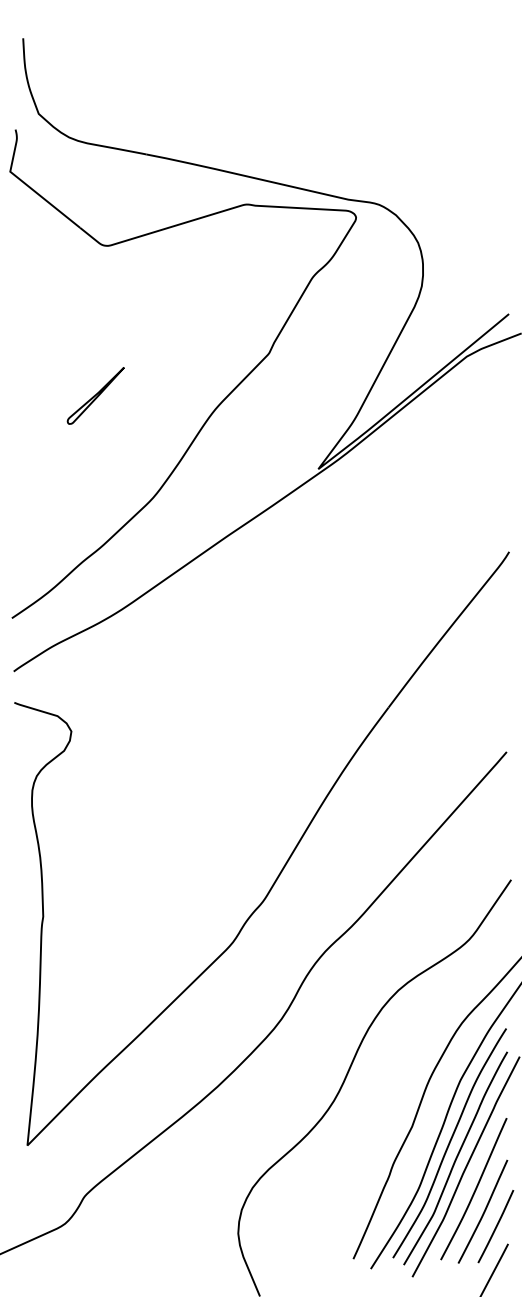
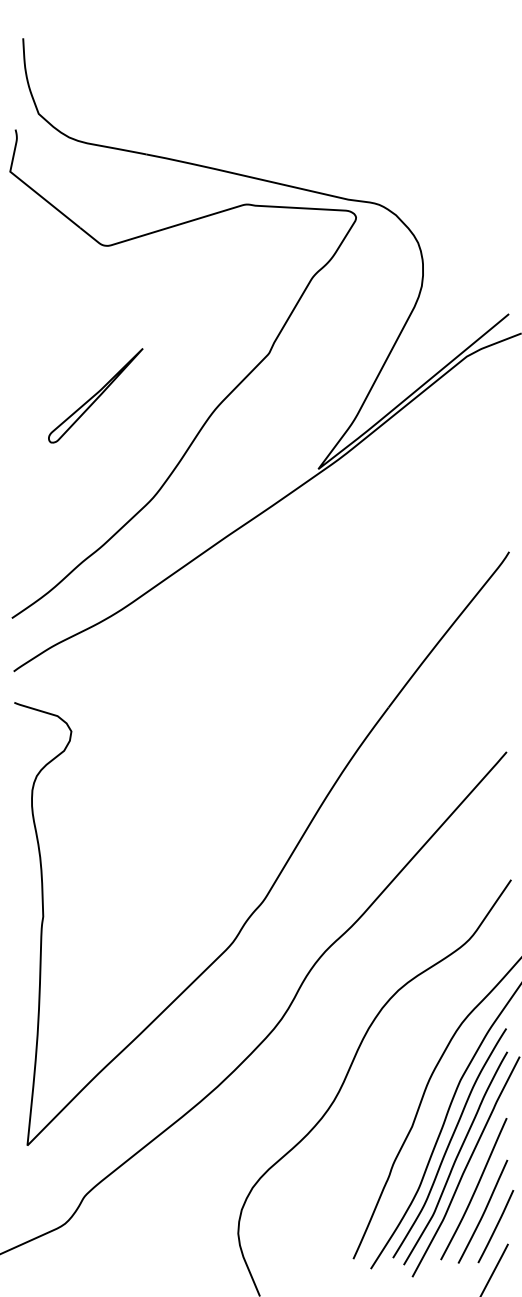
part size: 59x58 px -> 96x96 px (95, 395)
